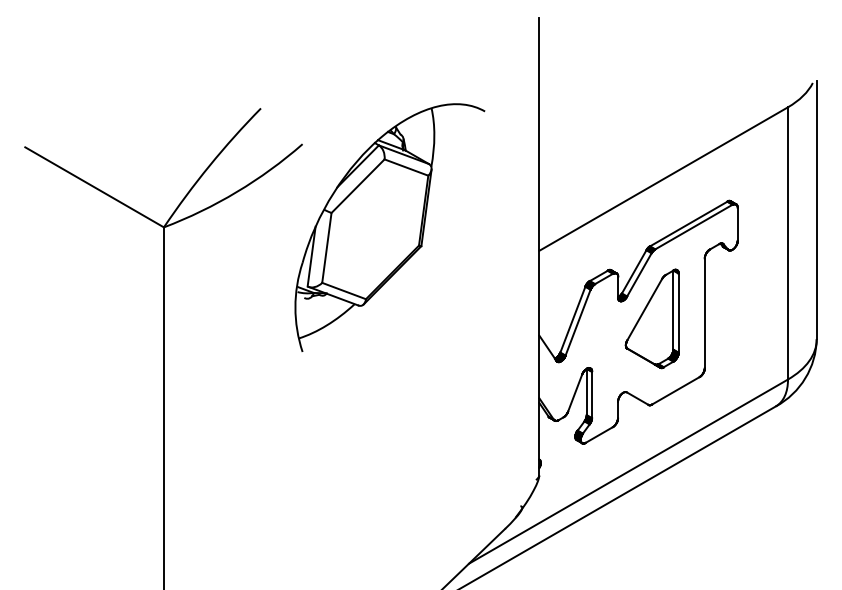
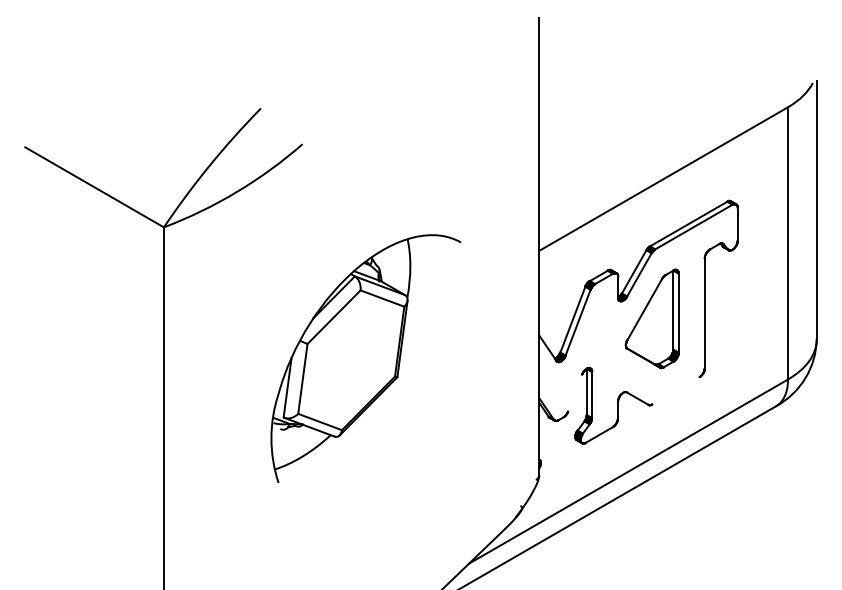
part position: (389, 227) -> (365, 358) (365, 358)
line: present -> none (675, 390)
line: present -> none (575, 392)
